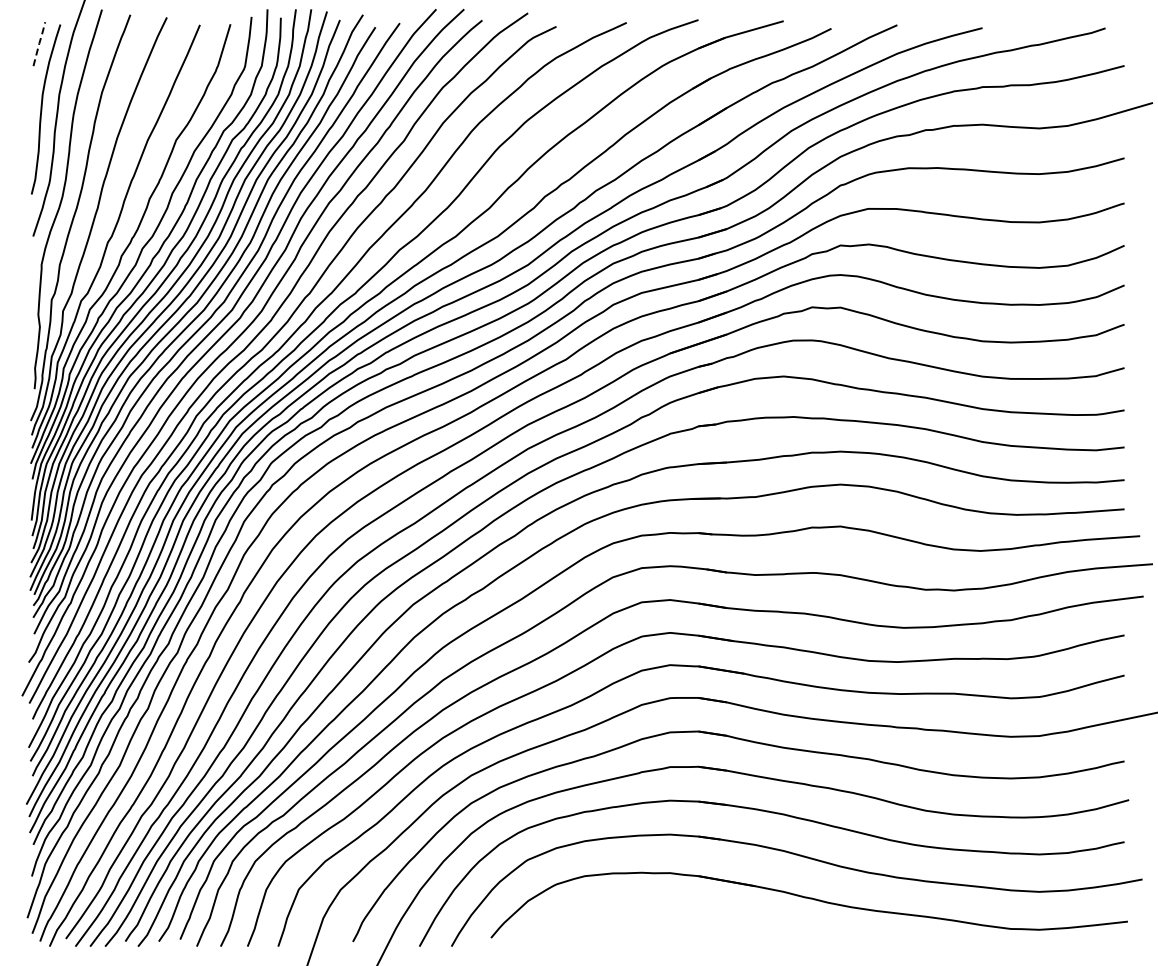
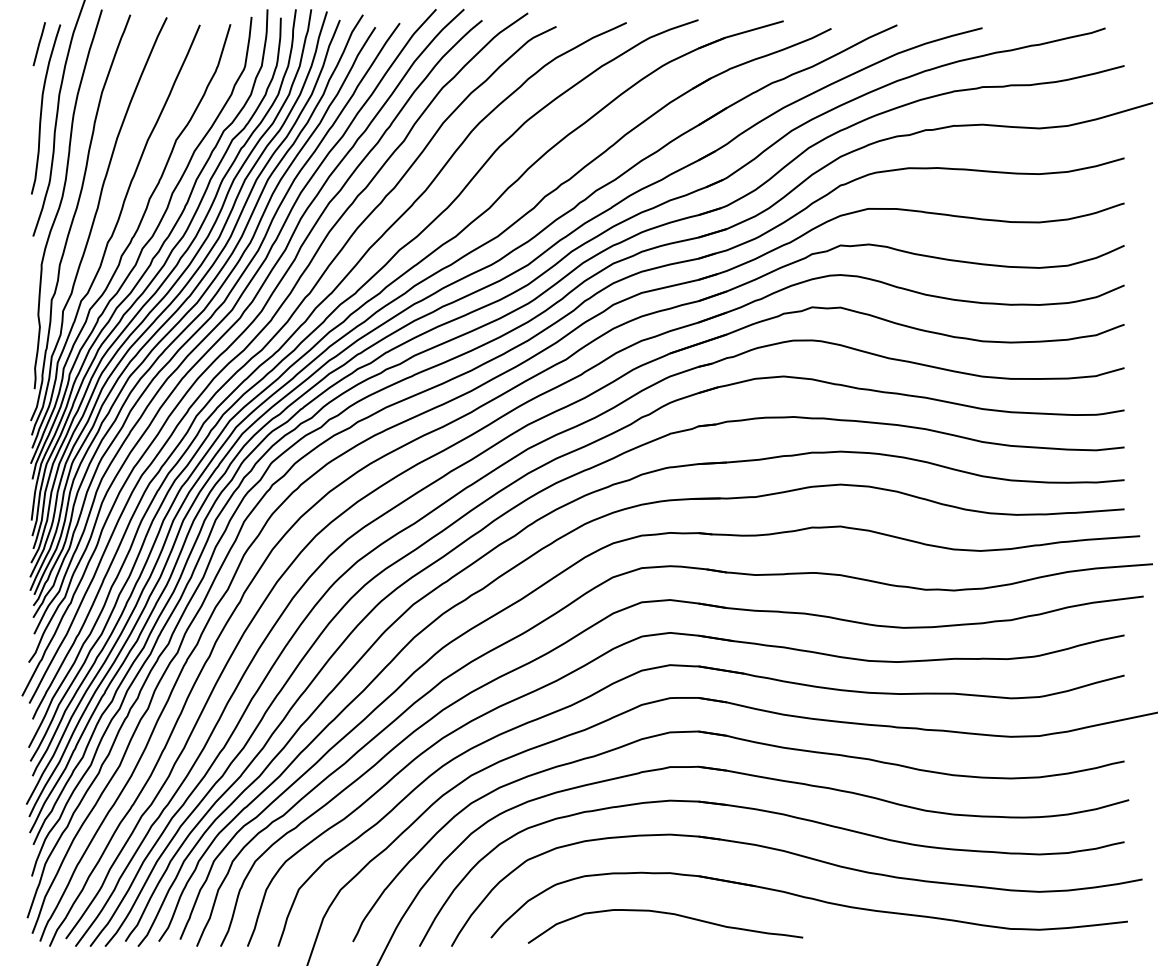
line: dashed -> solid (39, 43)
curve: none -> present (667, 914)
